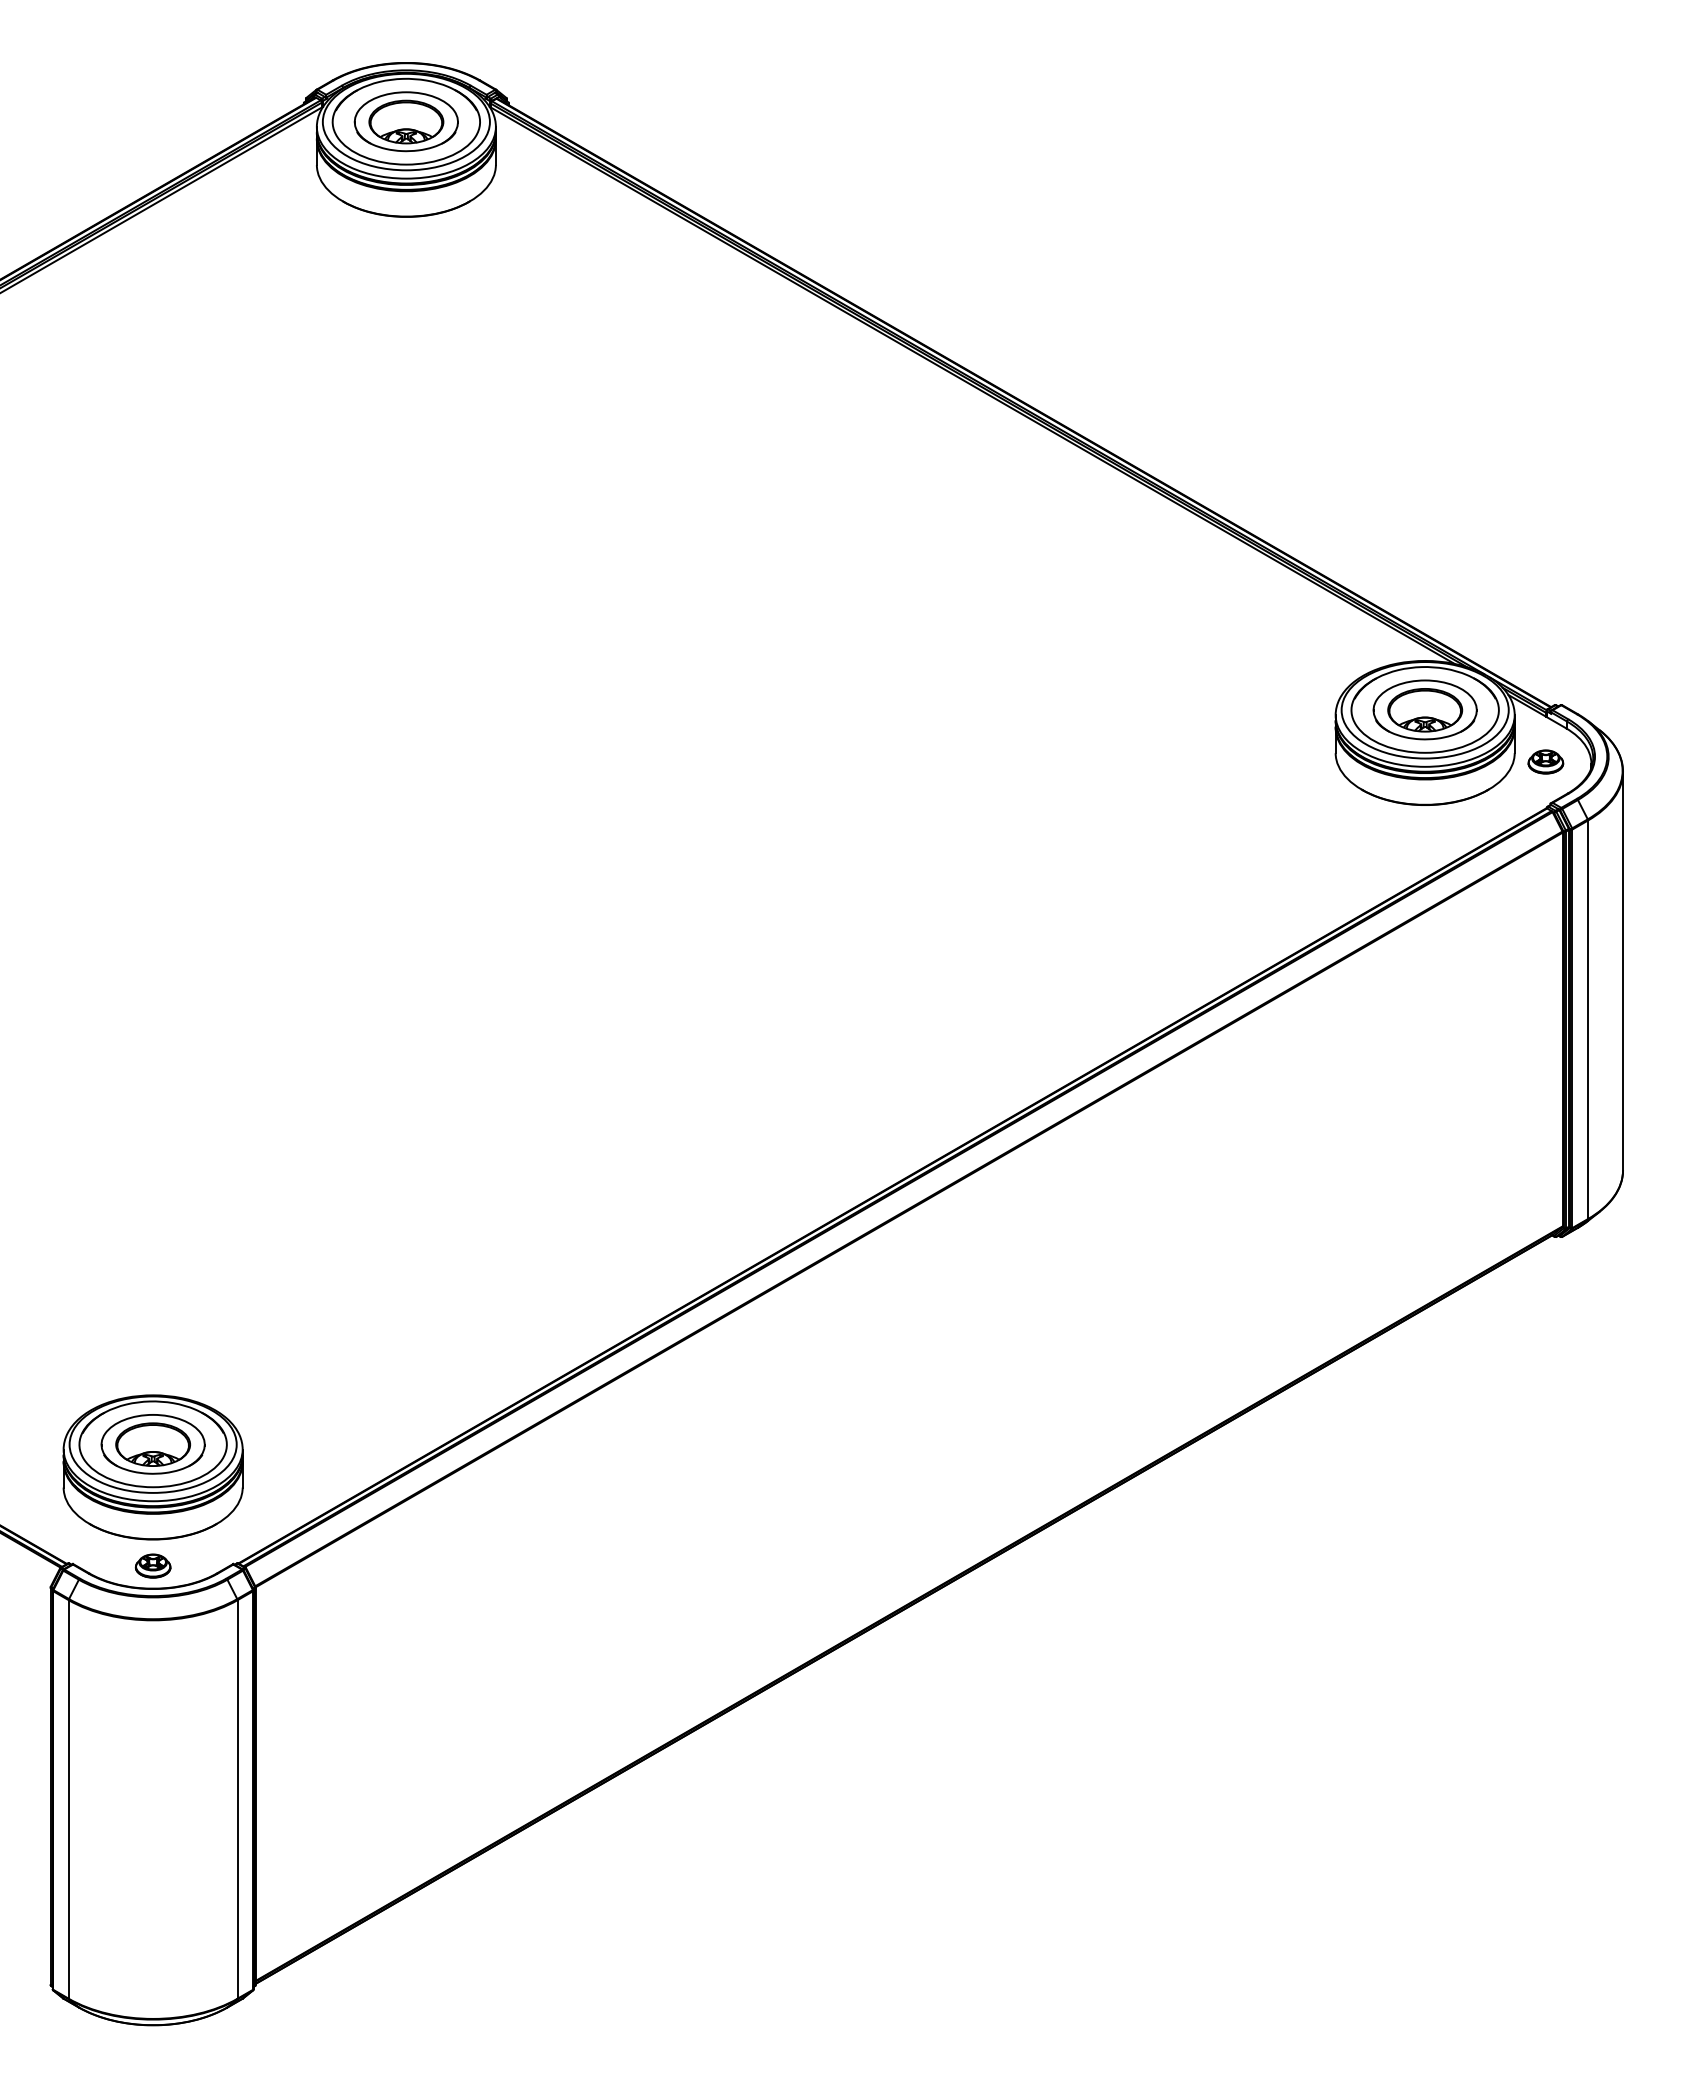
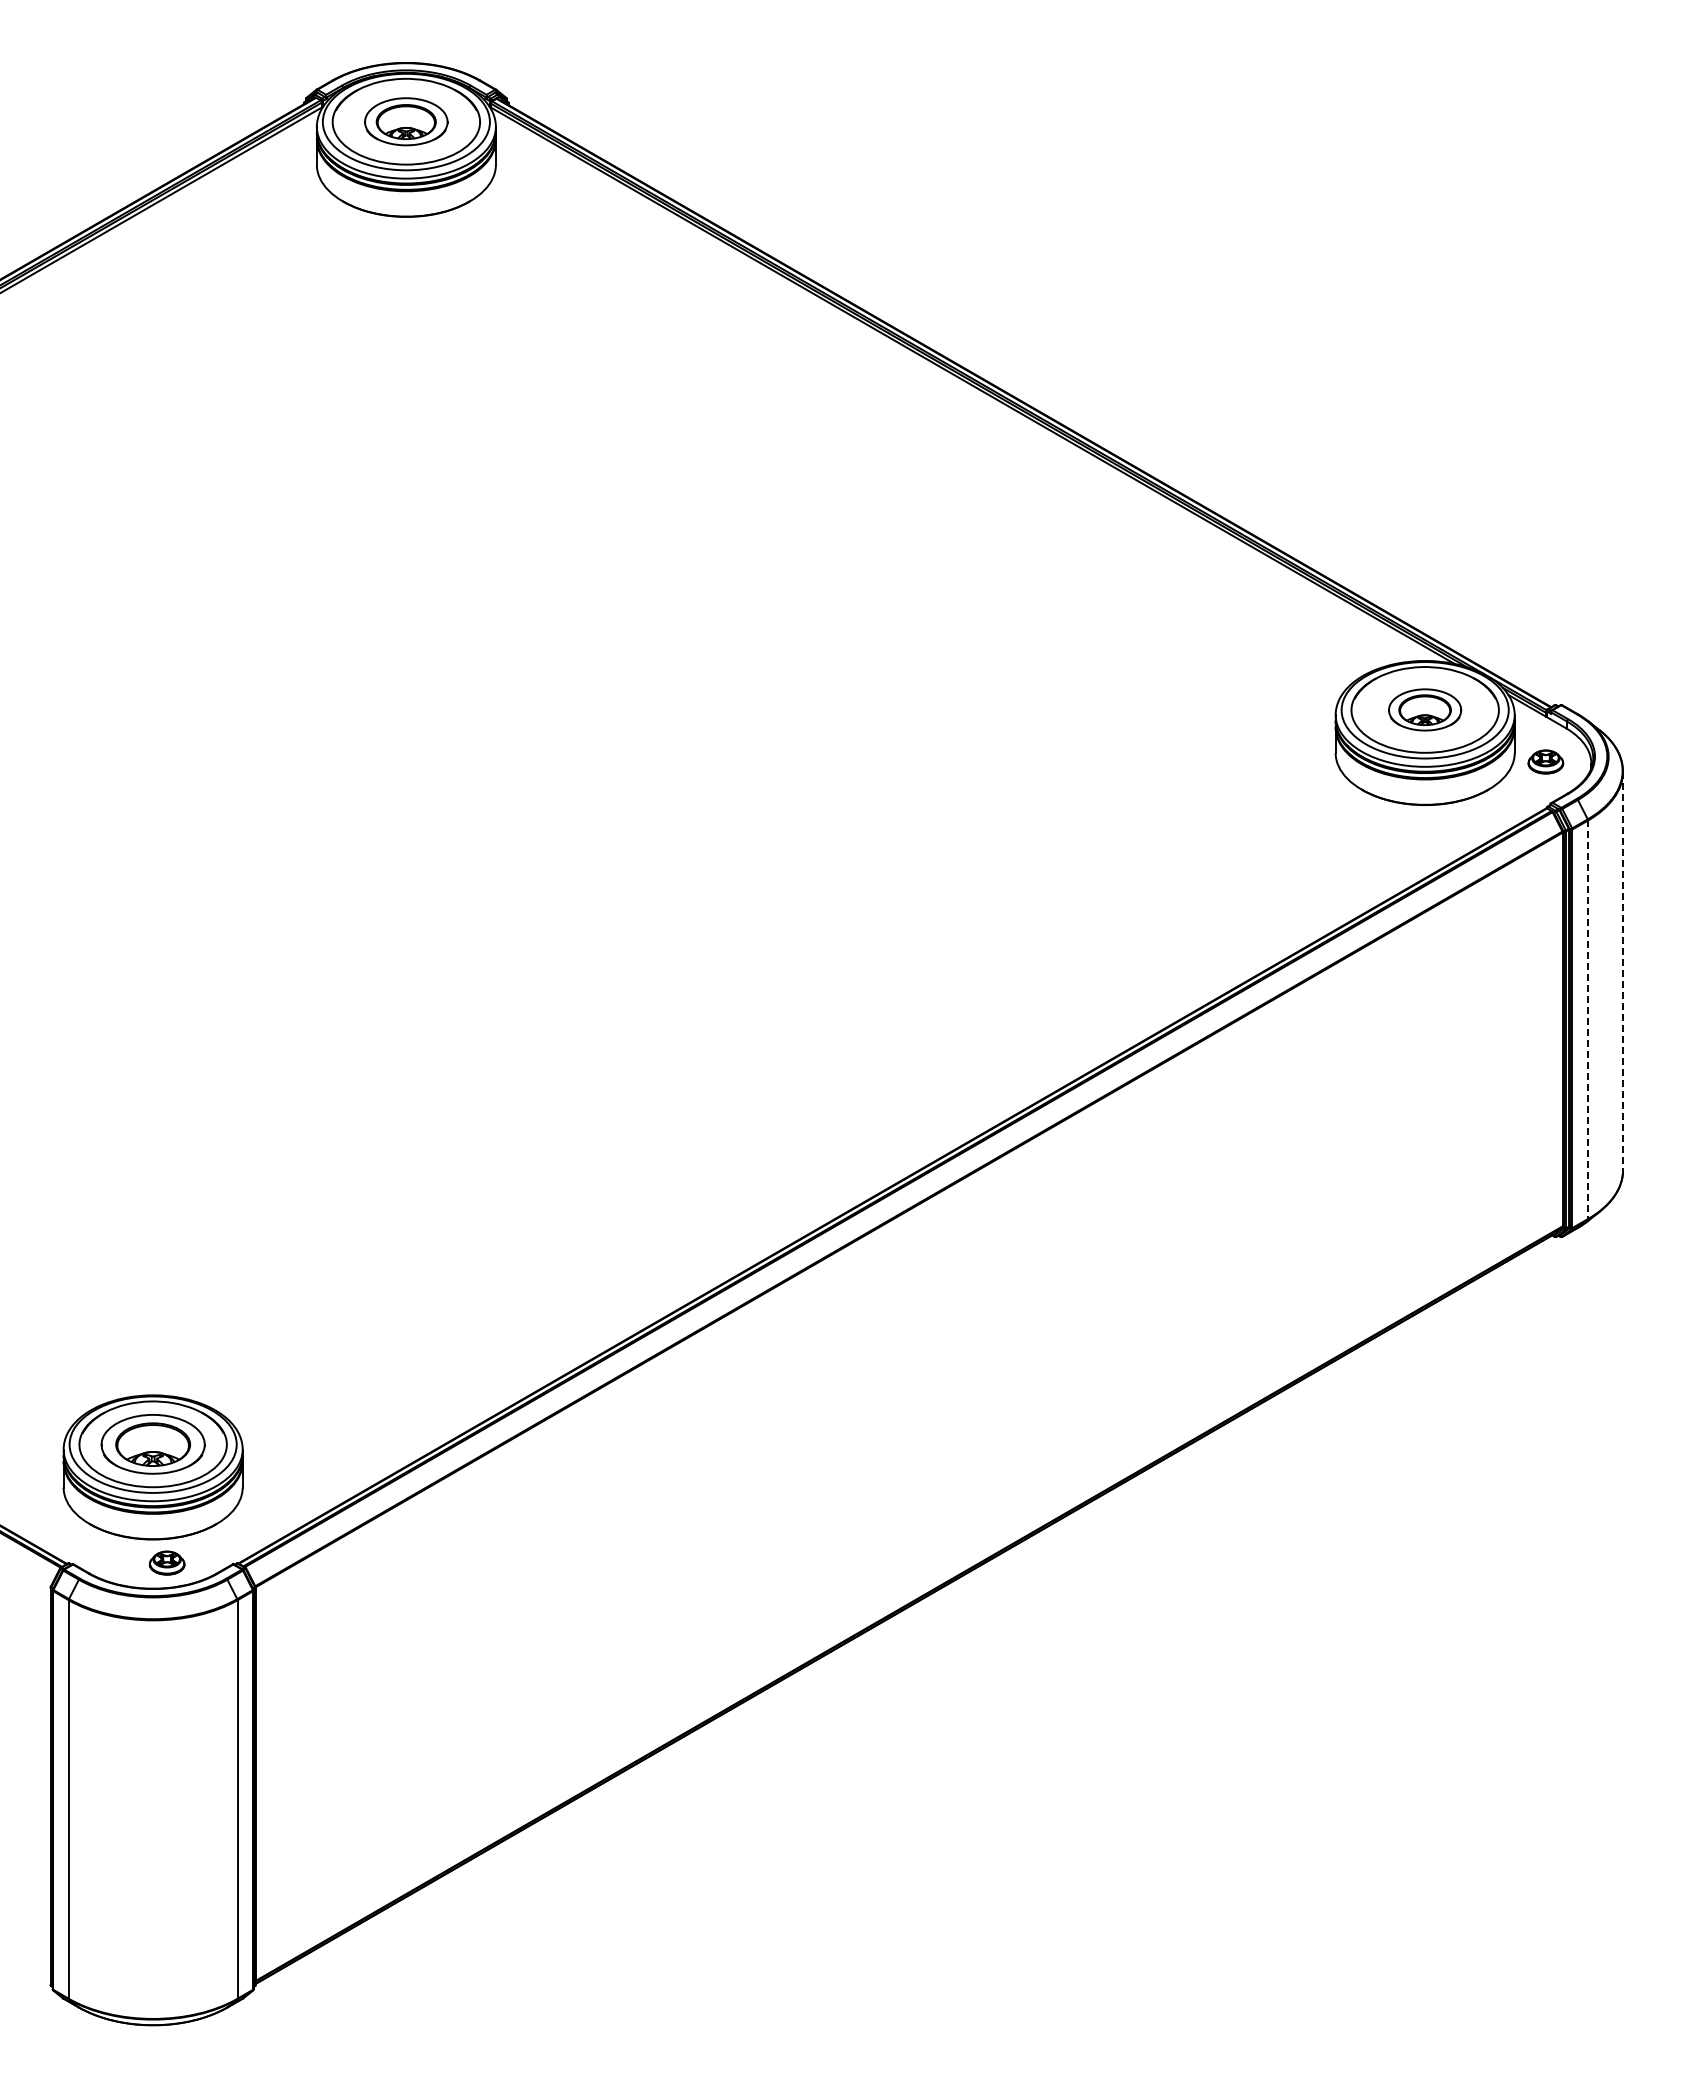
part size: 106x62 px -> 85x50 px (406, 121)
part size: 106x62 px -> 75x44 px (1425, 709)
line: solid -> dashed (1623, 971)
line: solid -> dashed (1588, 1020)
part position: (152, 1565) -> (166, 1562) (166, 1562)
